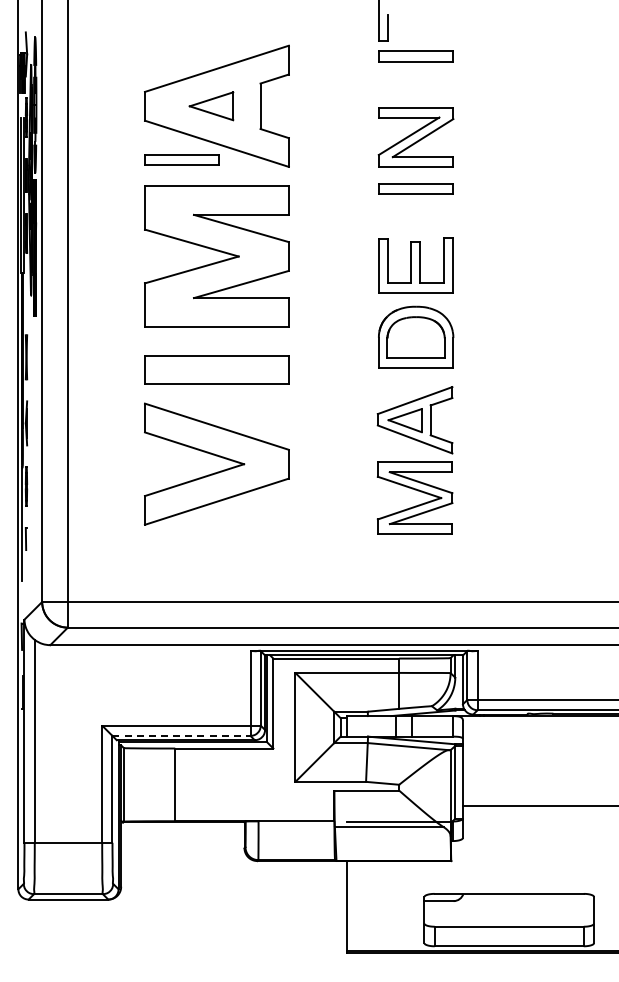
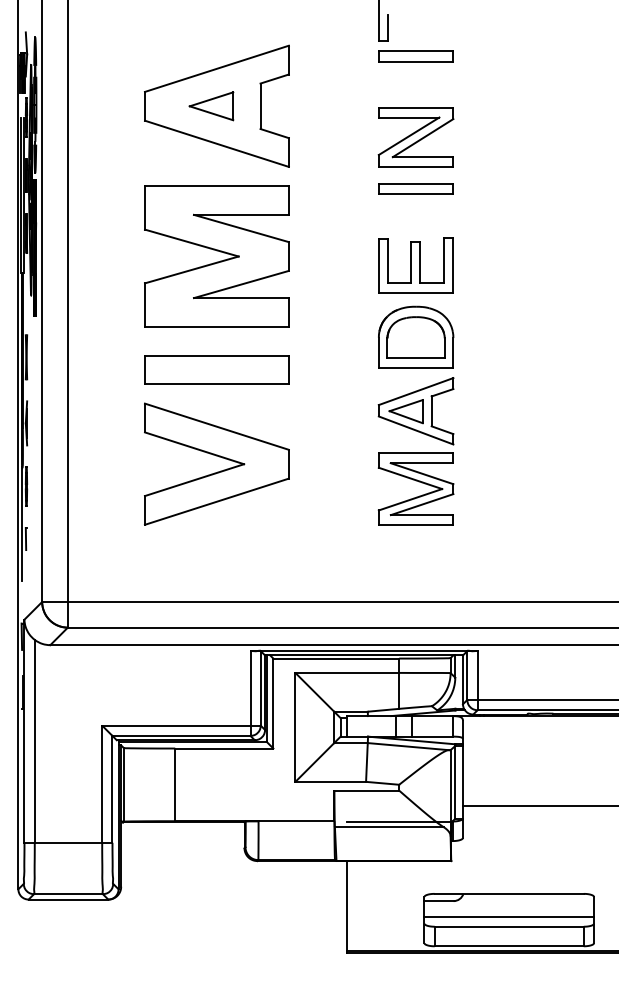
part: present -> none (181, 159)
part position: (414, 460) -> (415, 451) (415, 451)
line: dashed -> solid (181, 735)
line: none -> present (509, 916)
